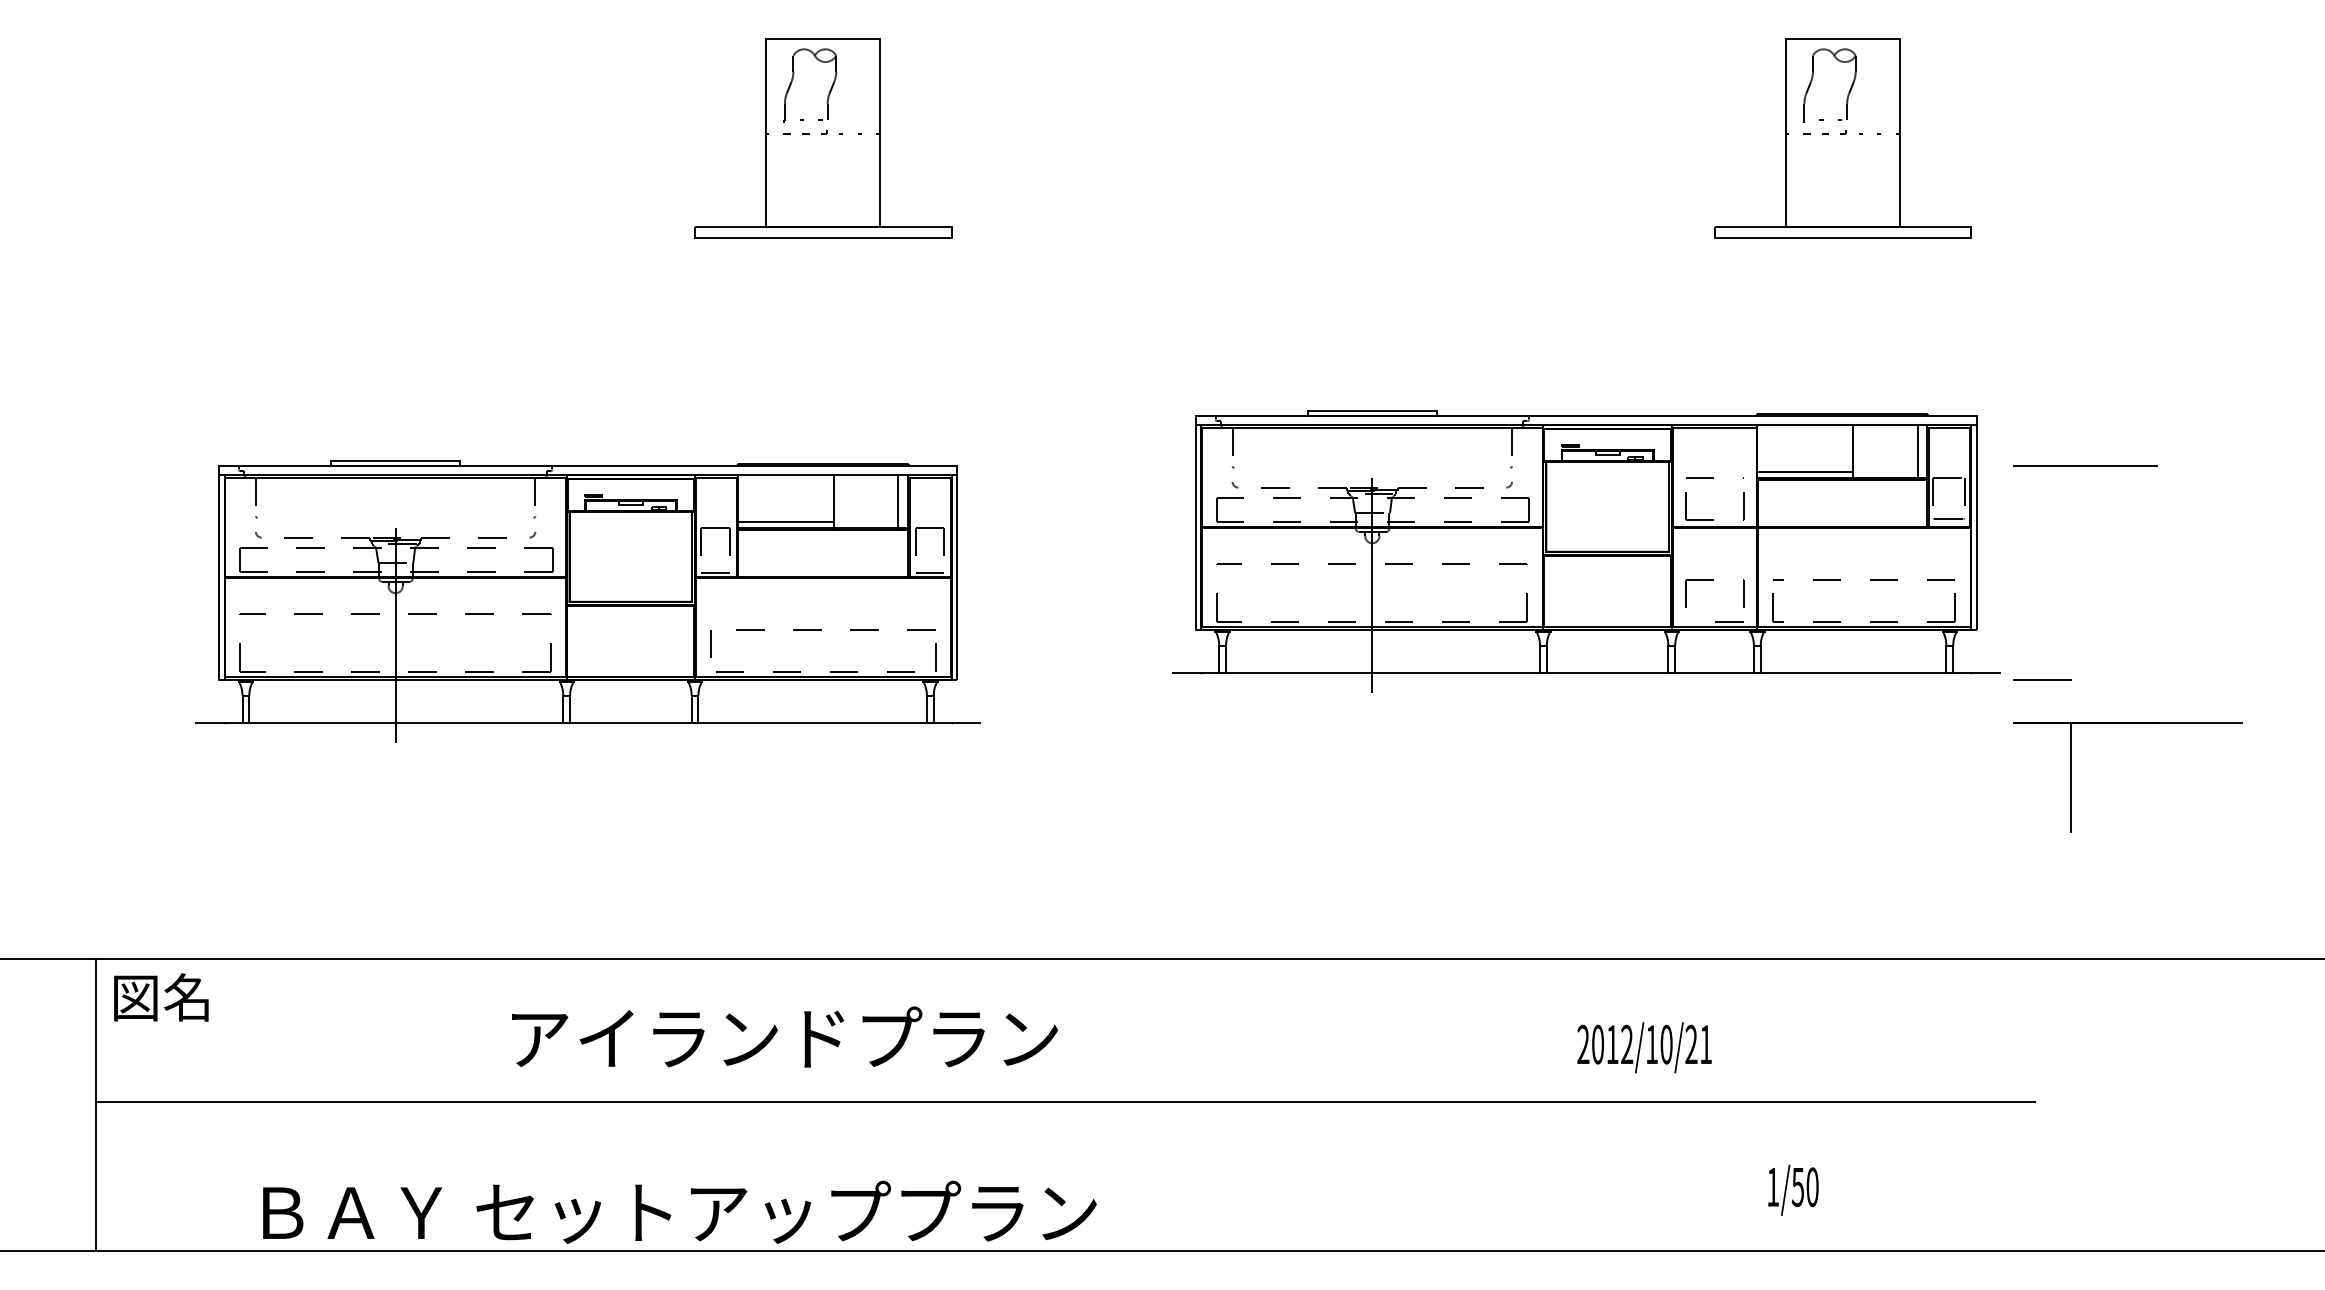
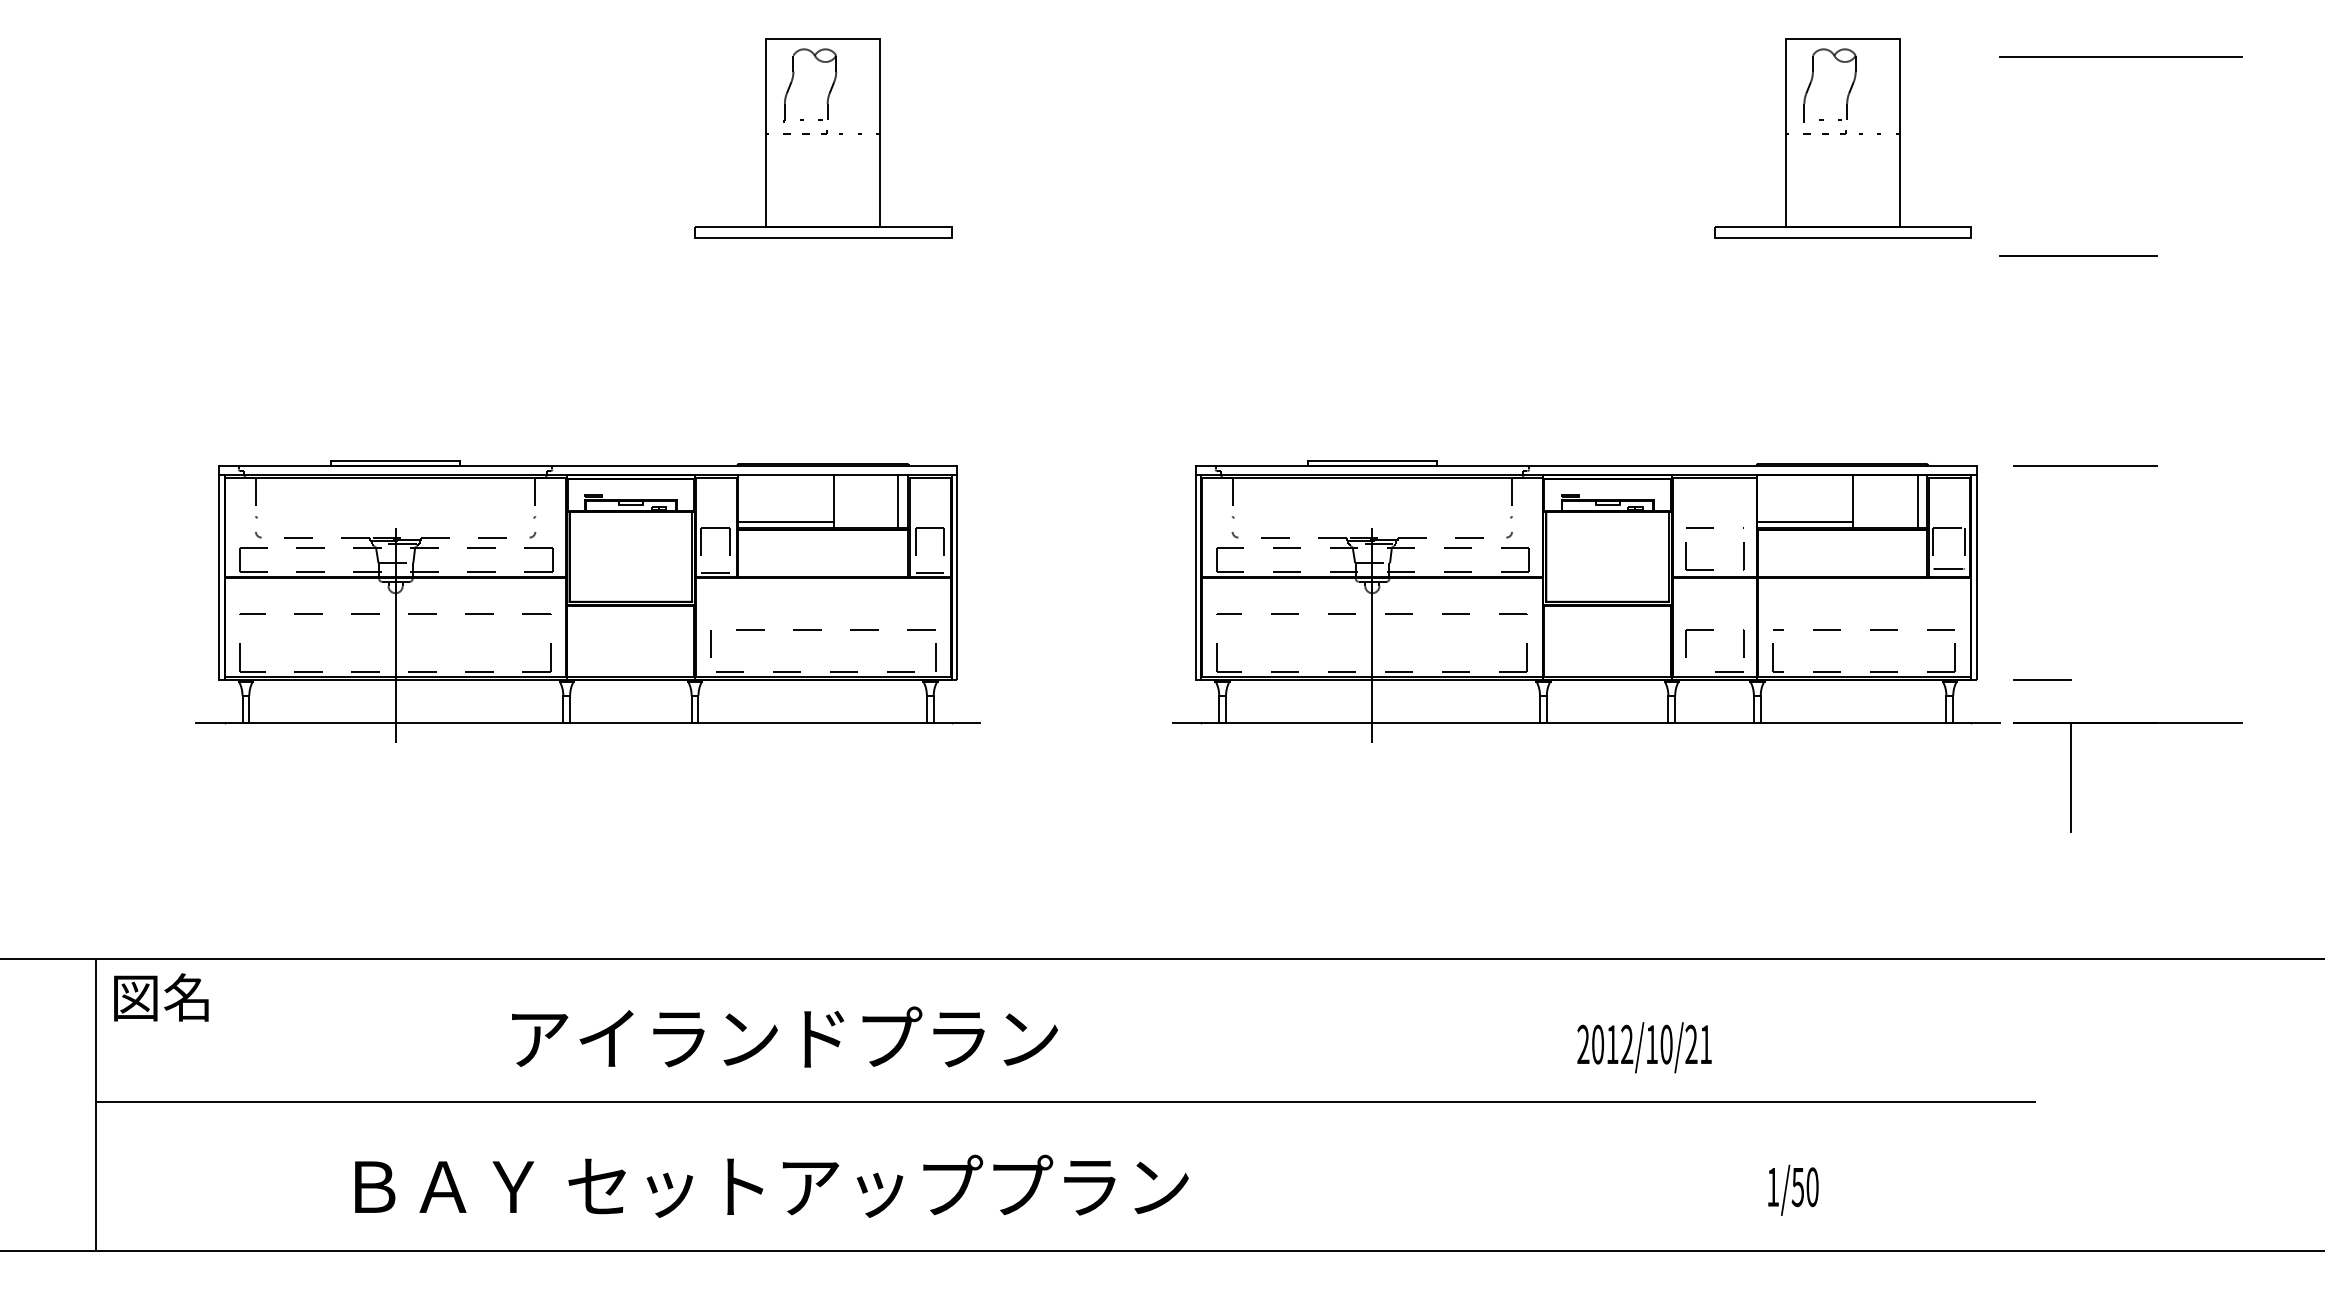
line: none -> present (2120, 56)
line: none -> present (2077, 256)
part position: (1586, 551) -> (1586, 601) (1586, 601)
text position: (679, 1211) -> (771, 1185) (771, 1185)
